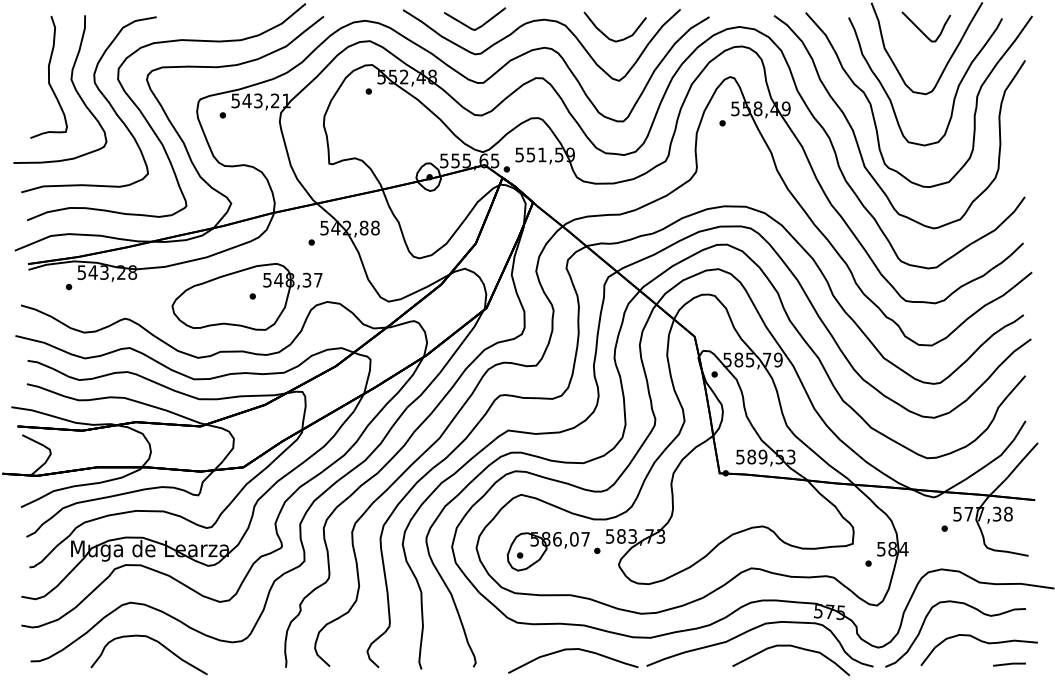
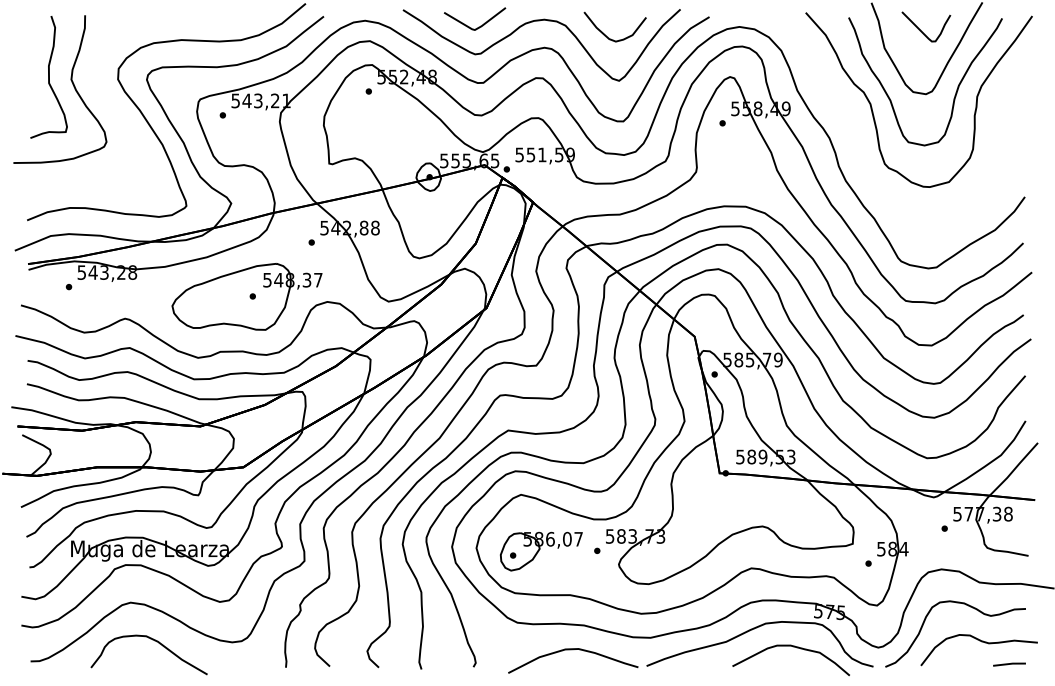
curve: present -> none (99, 92)
curve: present -> none (856, 137)
part position: (547, 551) -> (540, 551) (540, 551)
